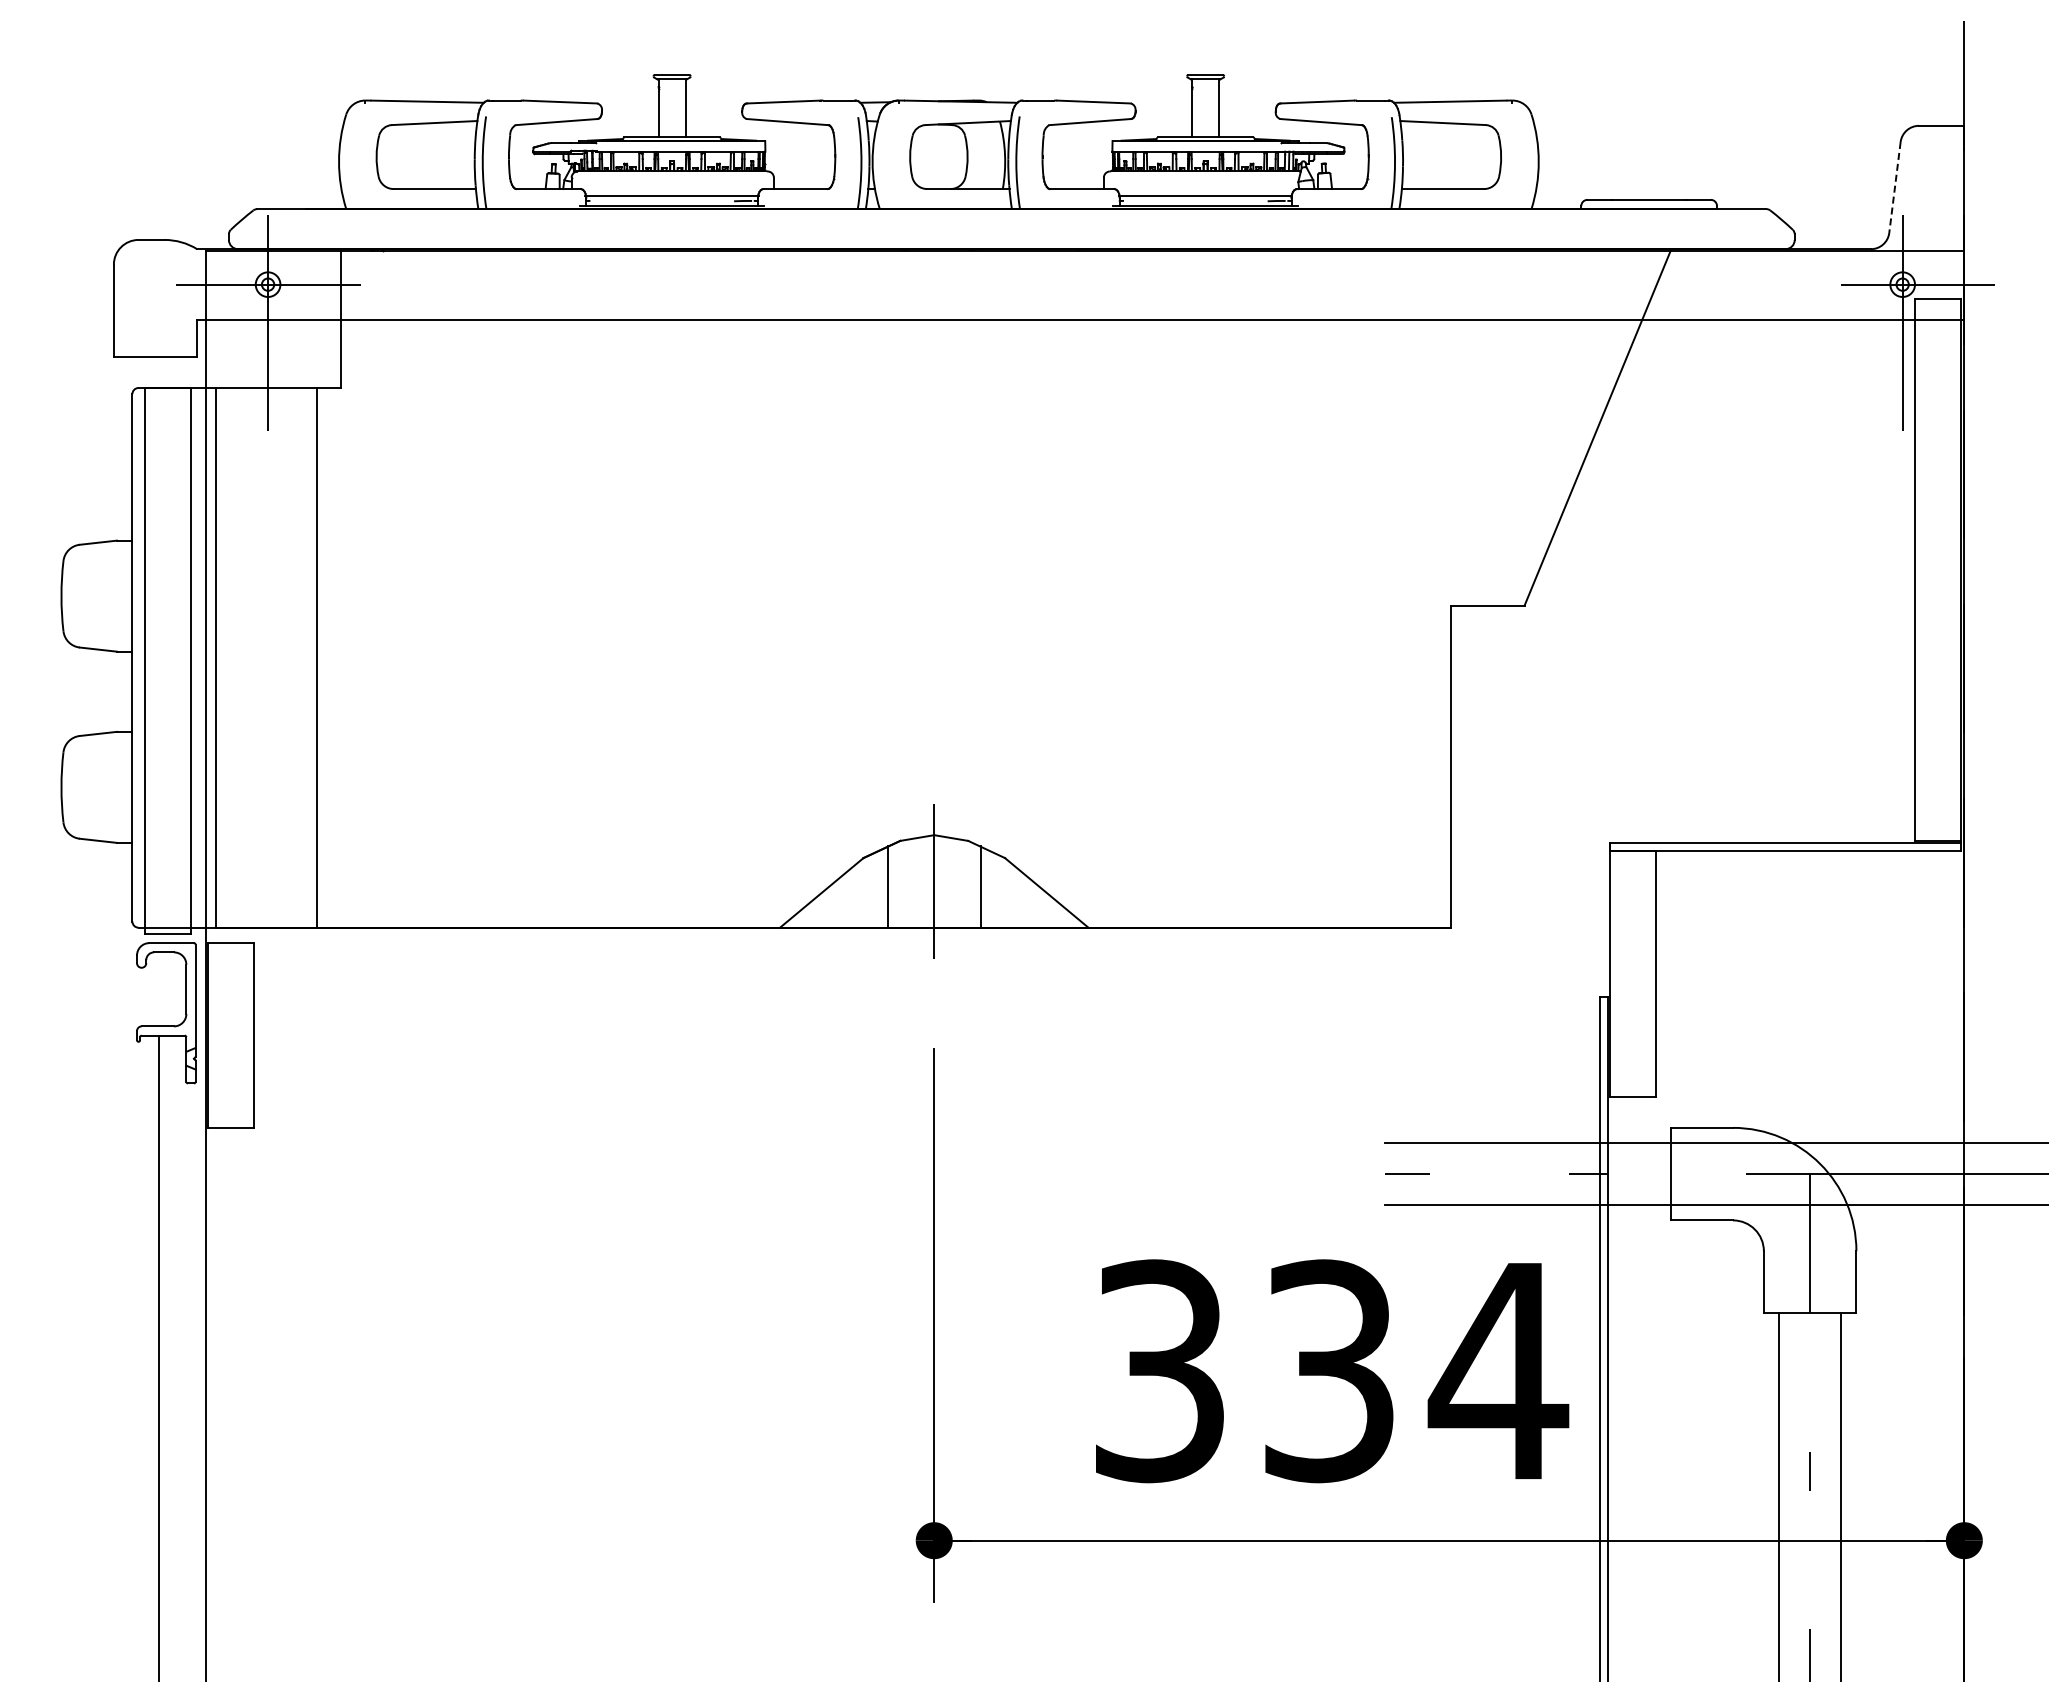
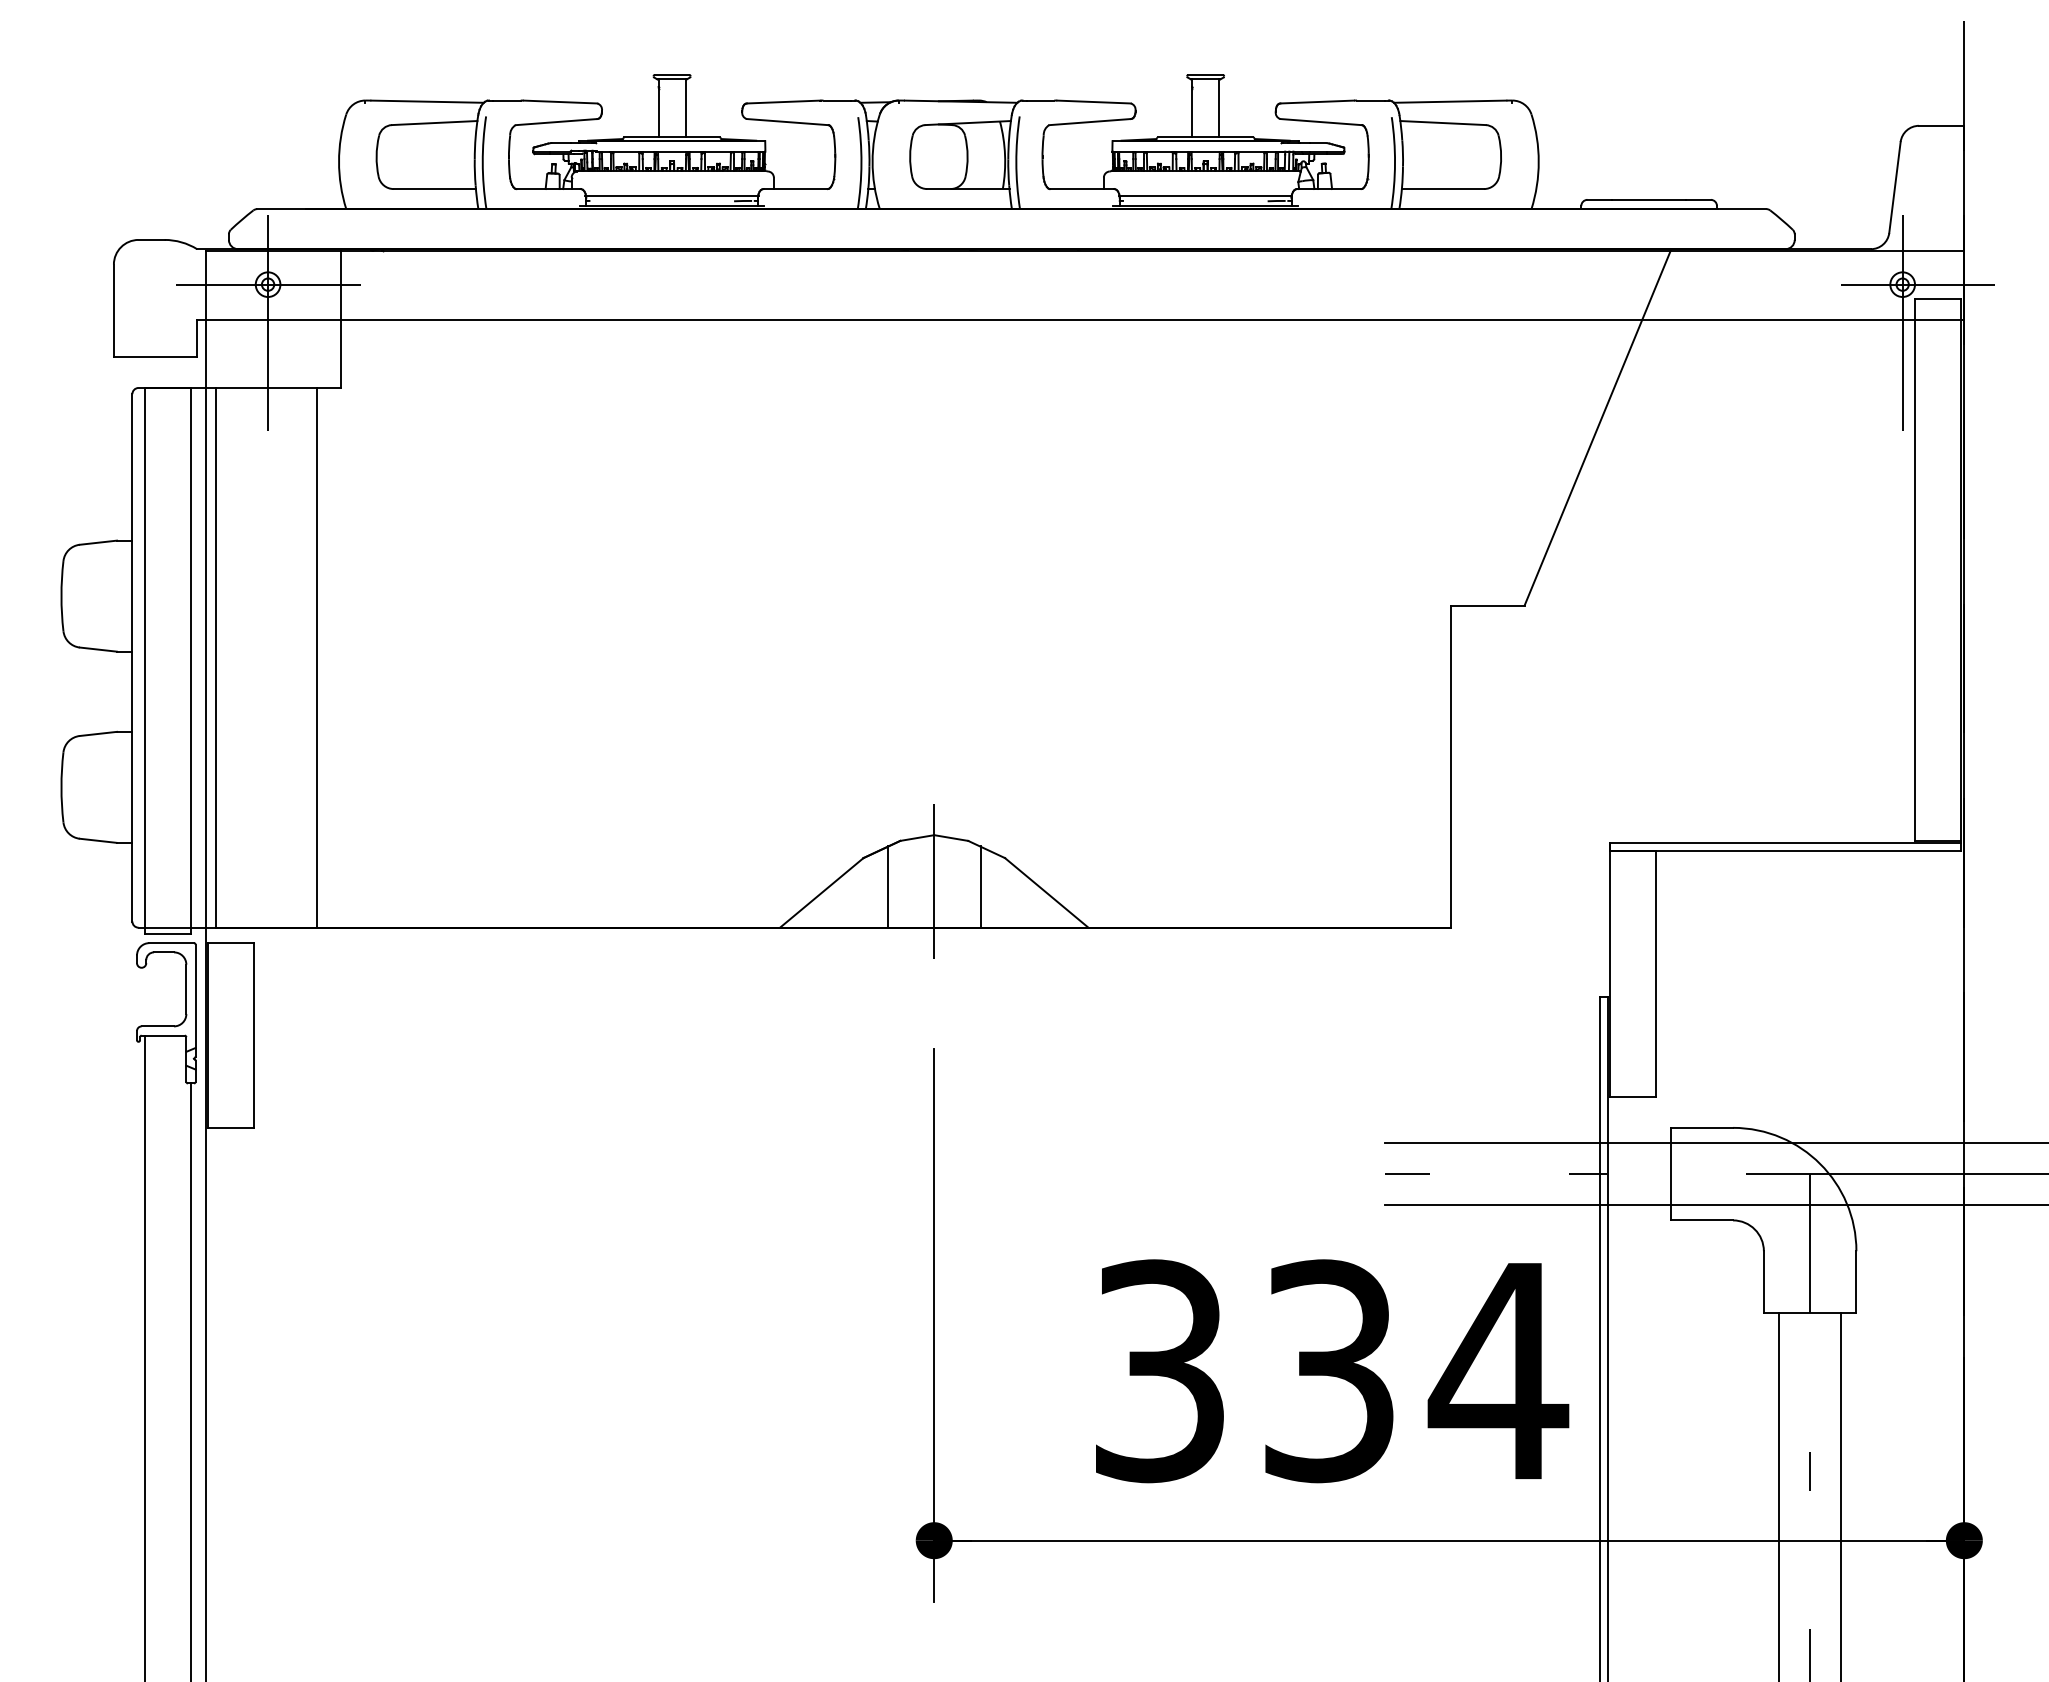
line: dashed -> solid (1894, 187)
line position: (158, 1356) -> (144, 1356) (144, 1356)
line: none -> present (191, 1380)
